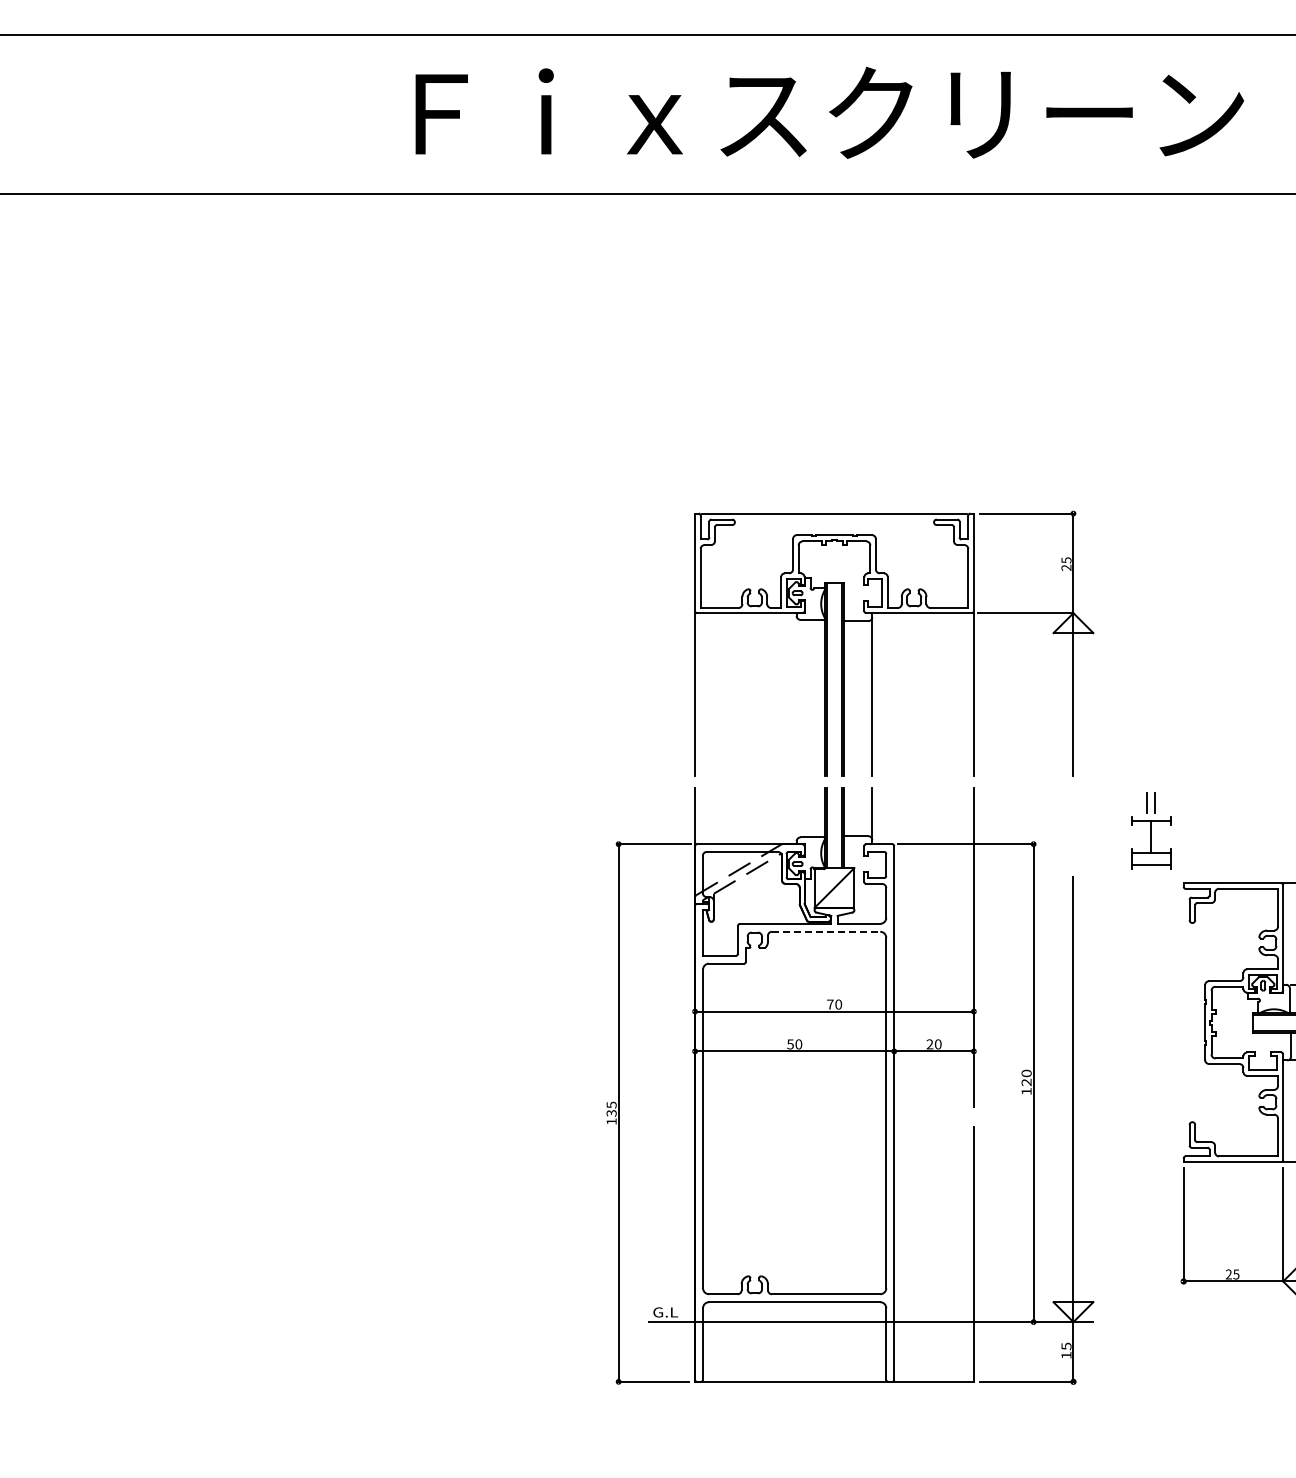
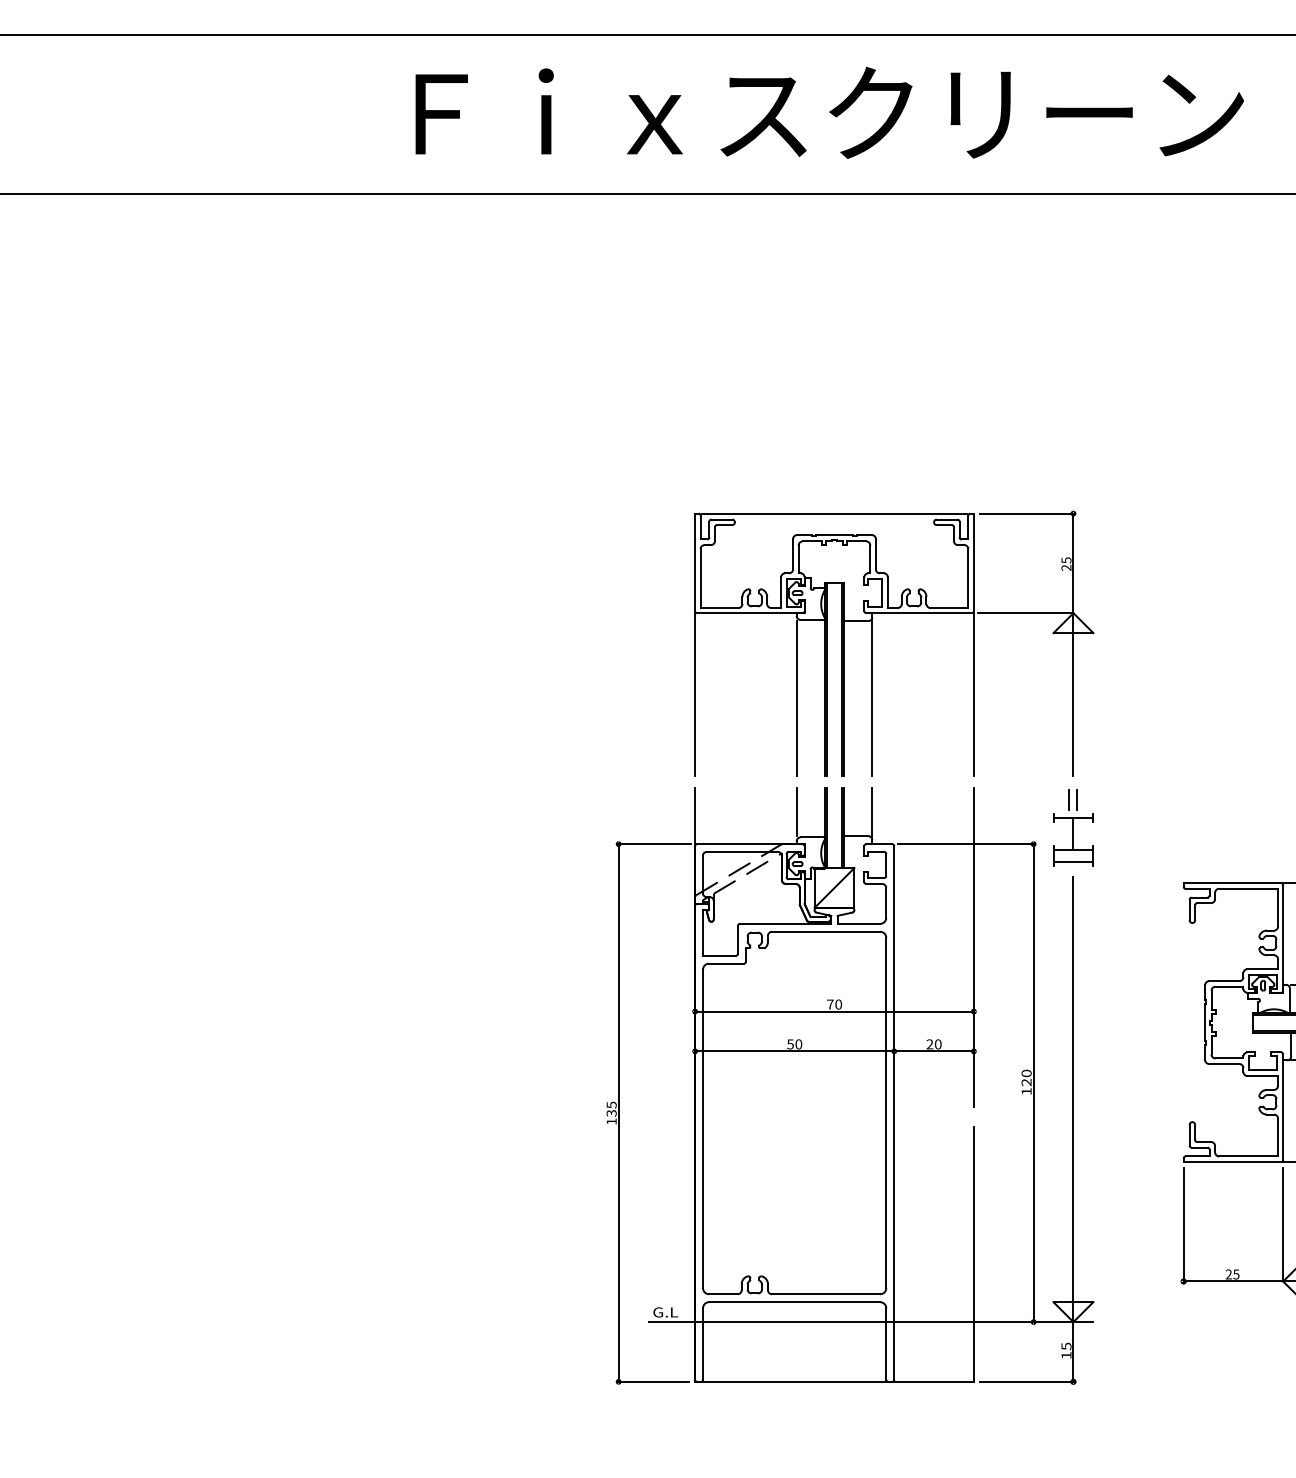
line: none -> present (796, 698)
line: none -> present (796, 812)
part position: (1151, 830) -> (1073, 827) (1073, 827)
line: dashed -> solid (826, 931)
